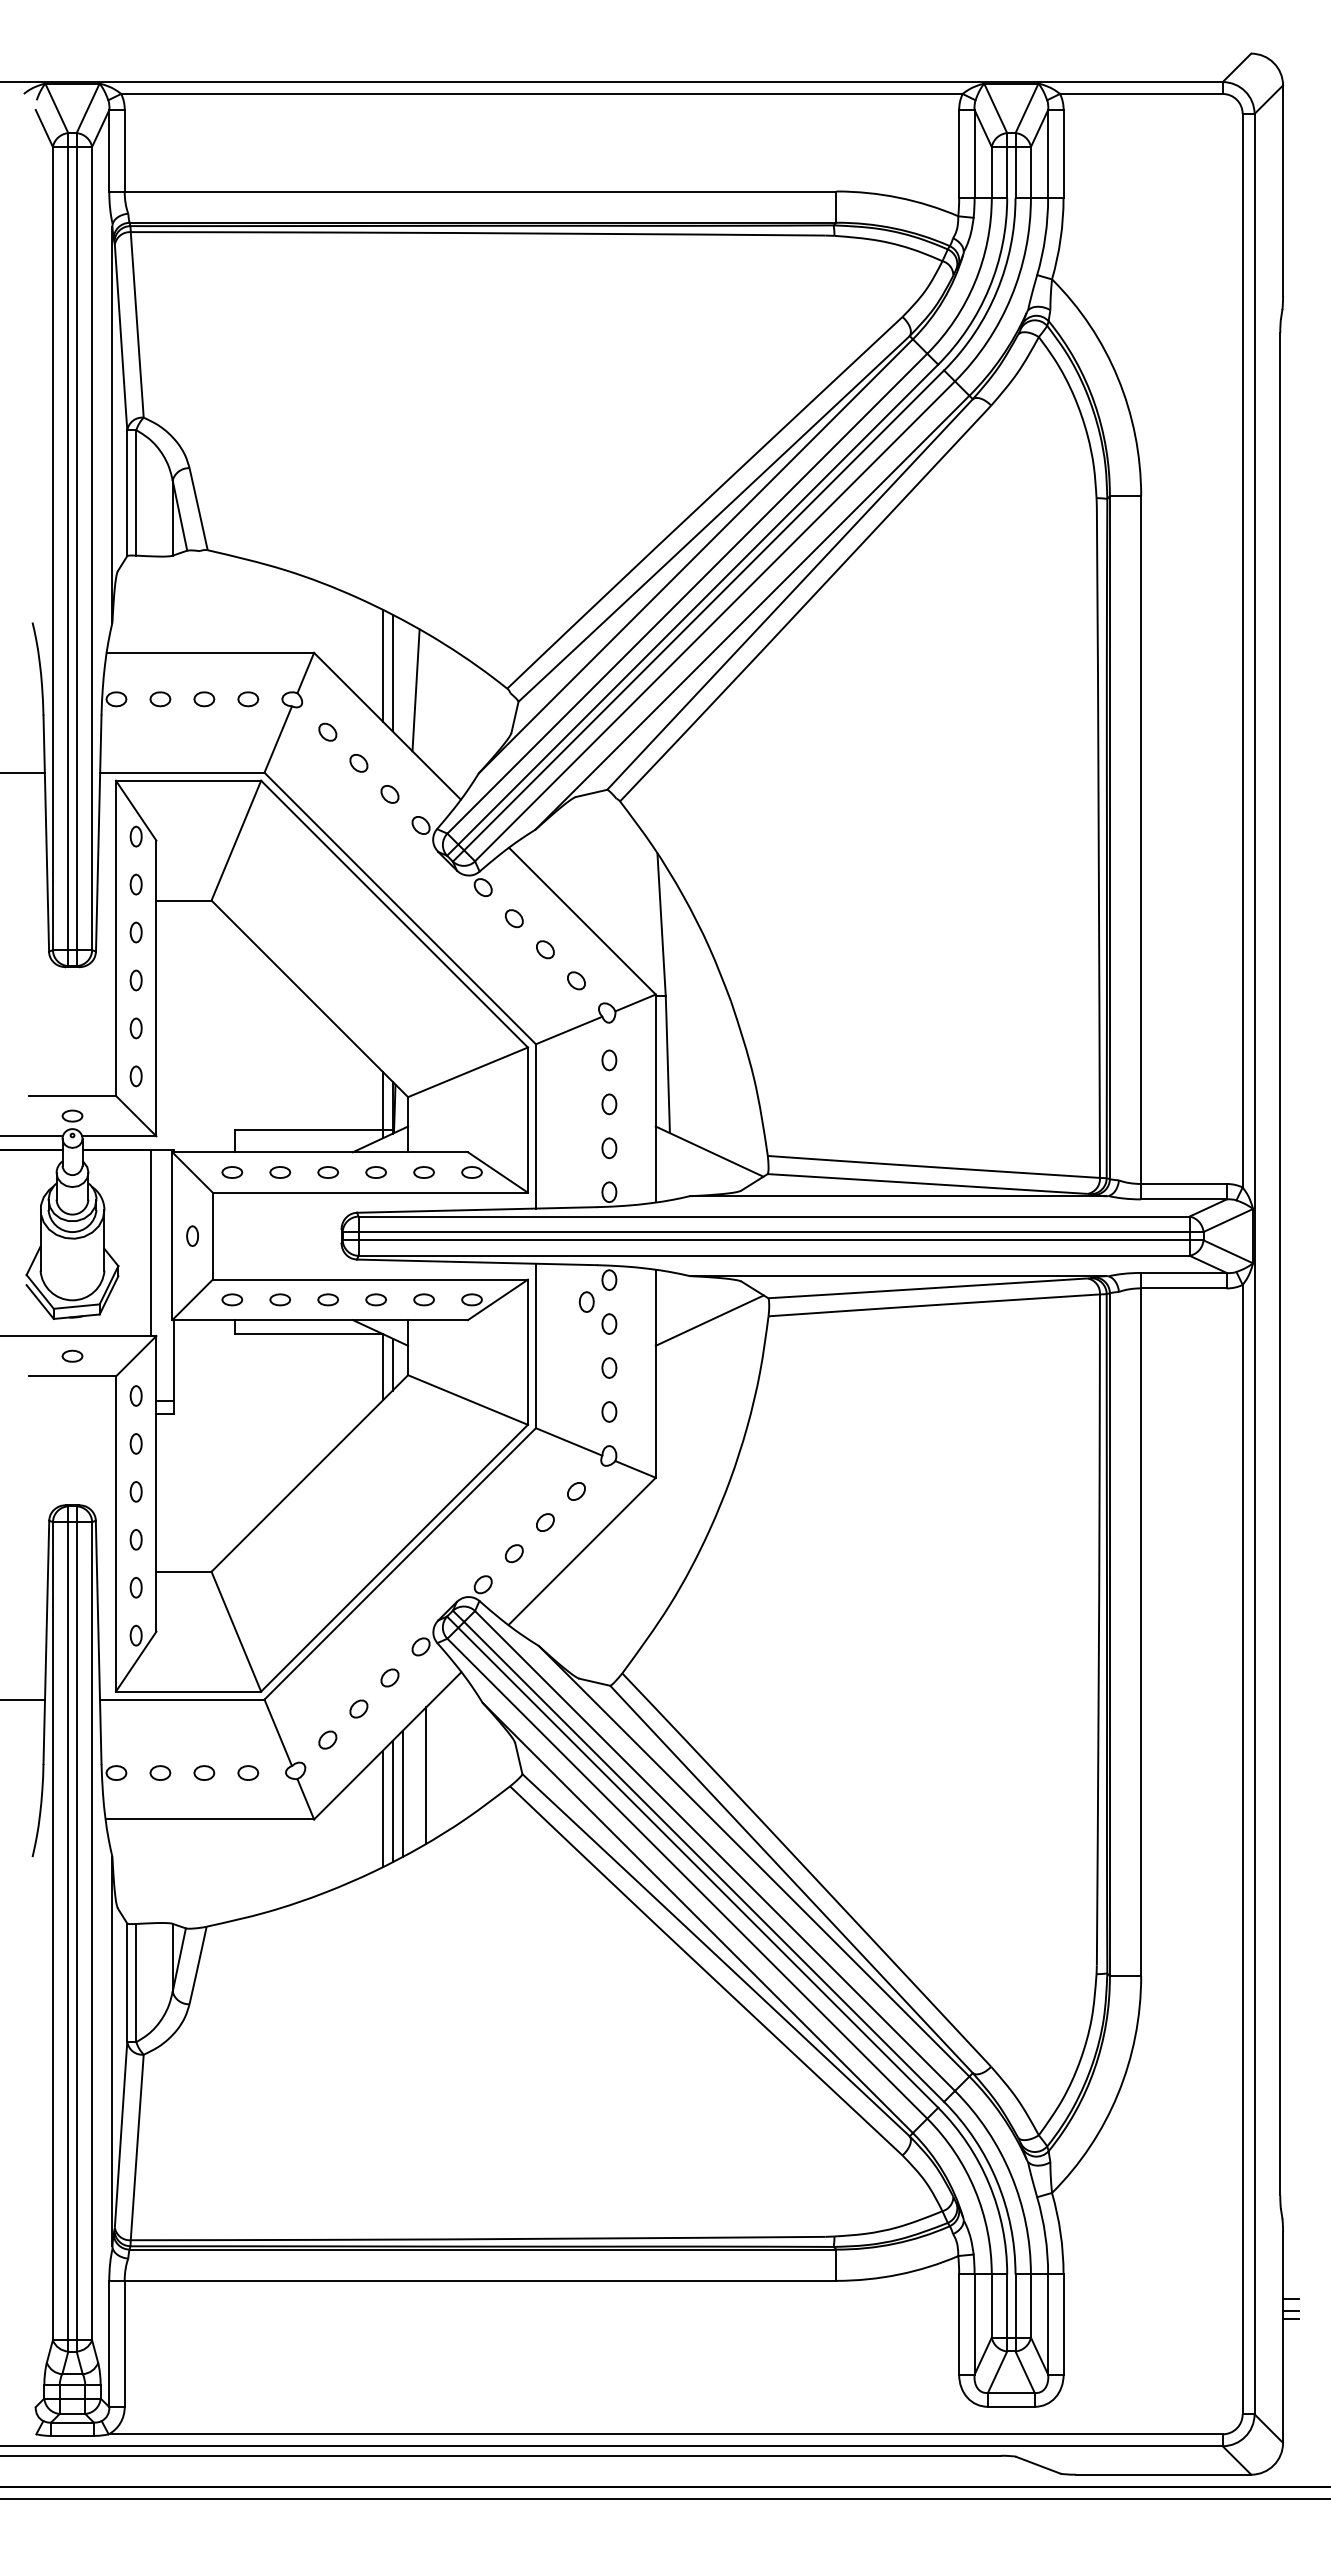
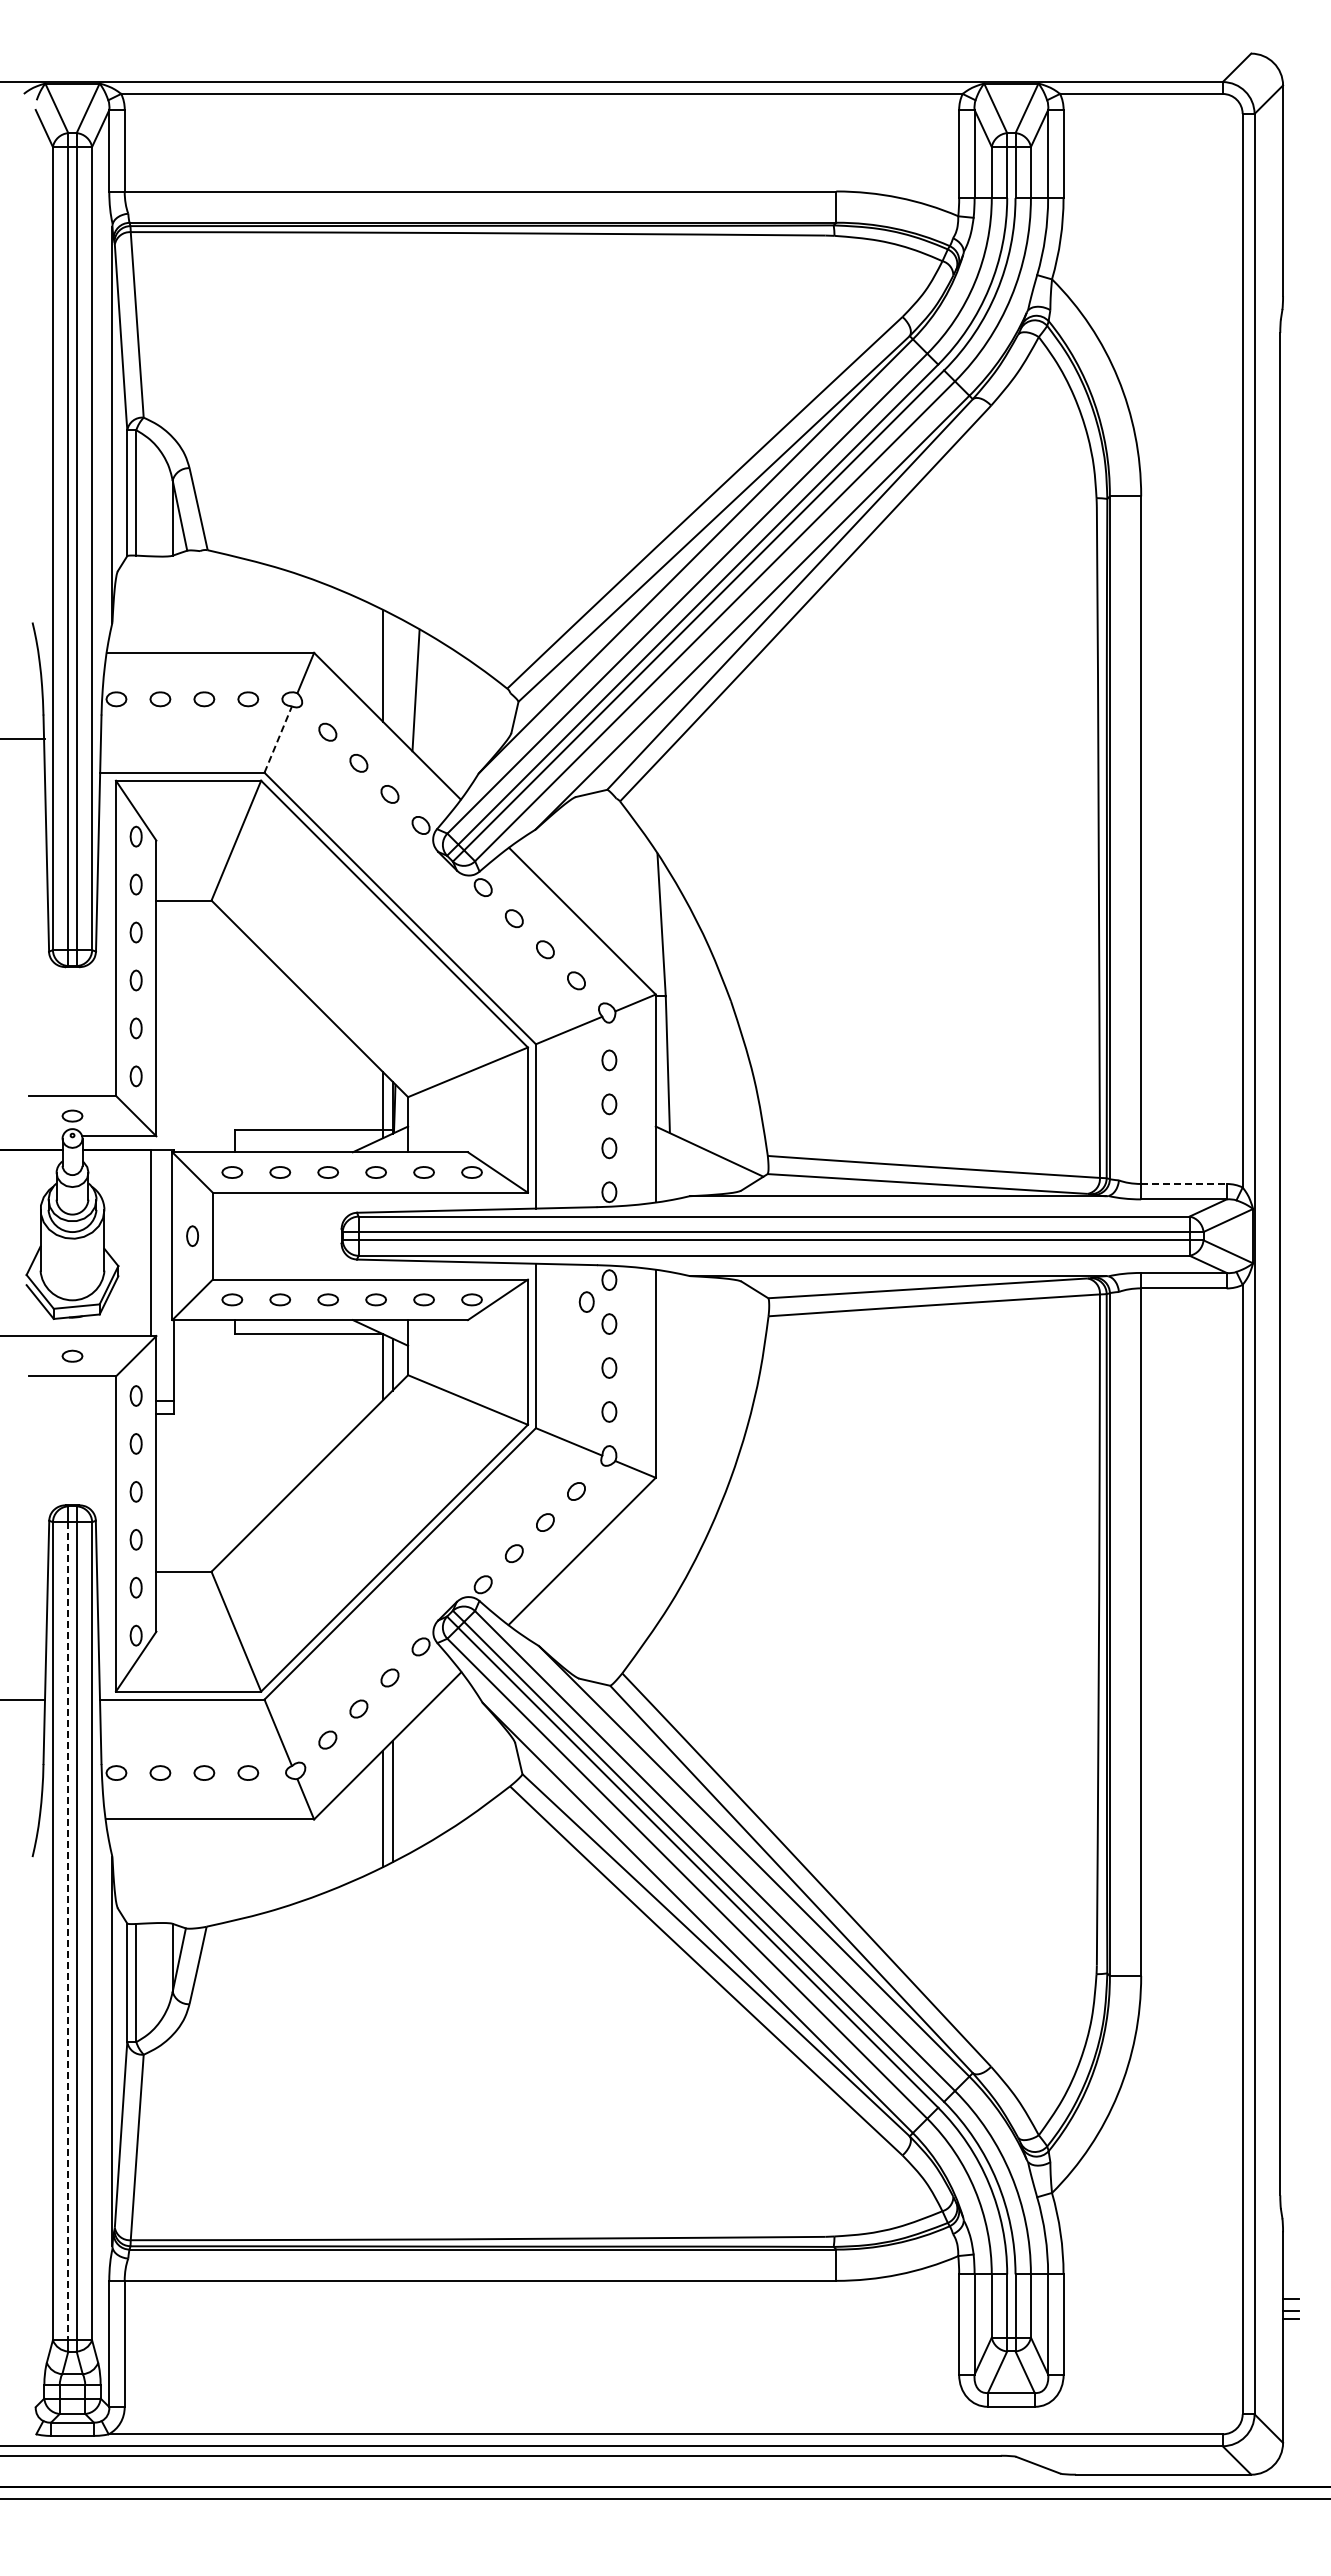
line: present -> none (392, 673)
line: solid -> dashed (278, 739)
line position: (23, 772) -> (23, 738) (23, 738)
line: present -> none (32, 1136)
line: solid -> dashed (1183, 1184)
line: present -> none (709, 1320)
line: present -> none (426, 1775)
line: present -> none (402, 1793)
line: solid -> dashed (68, 1931)
